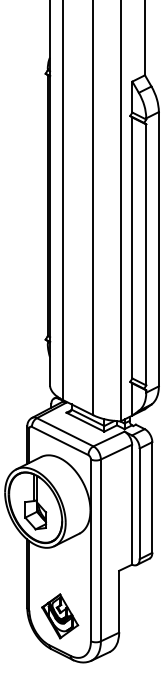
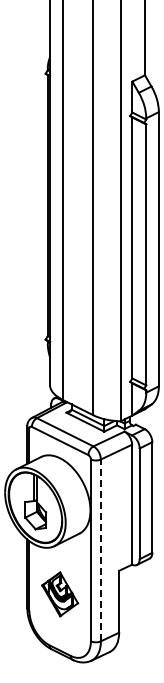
line: solid -> dashed (100, 550)
part position: (60, 616) -> (60, 594) (60, 594)
